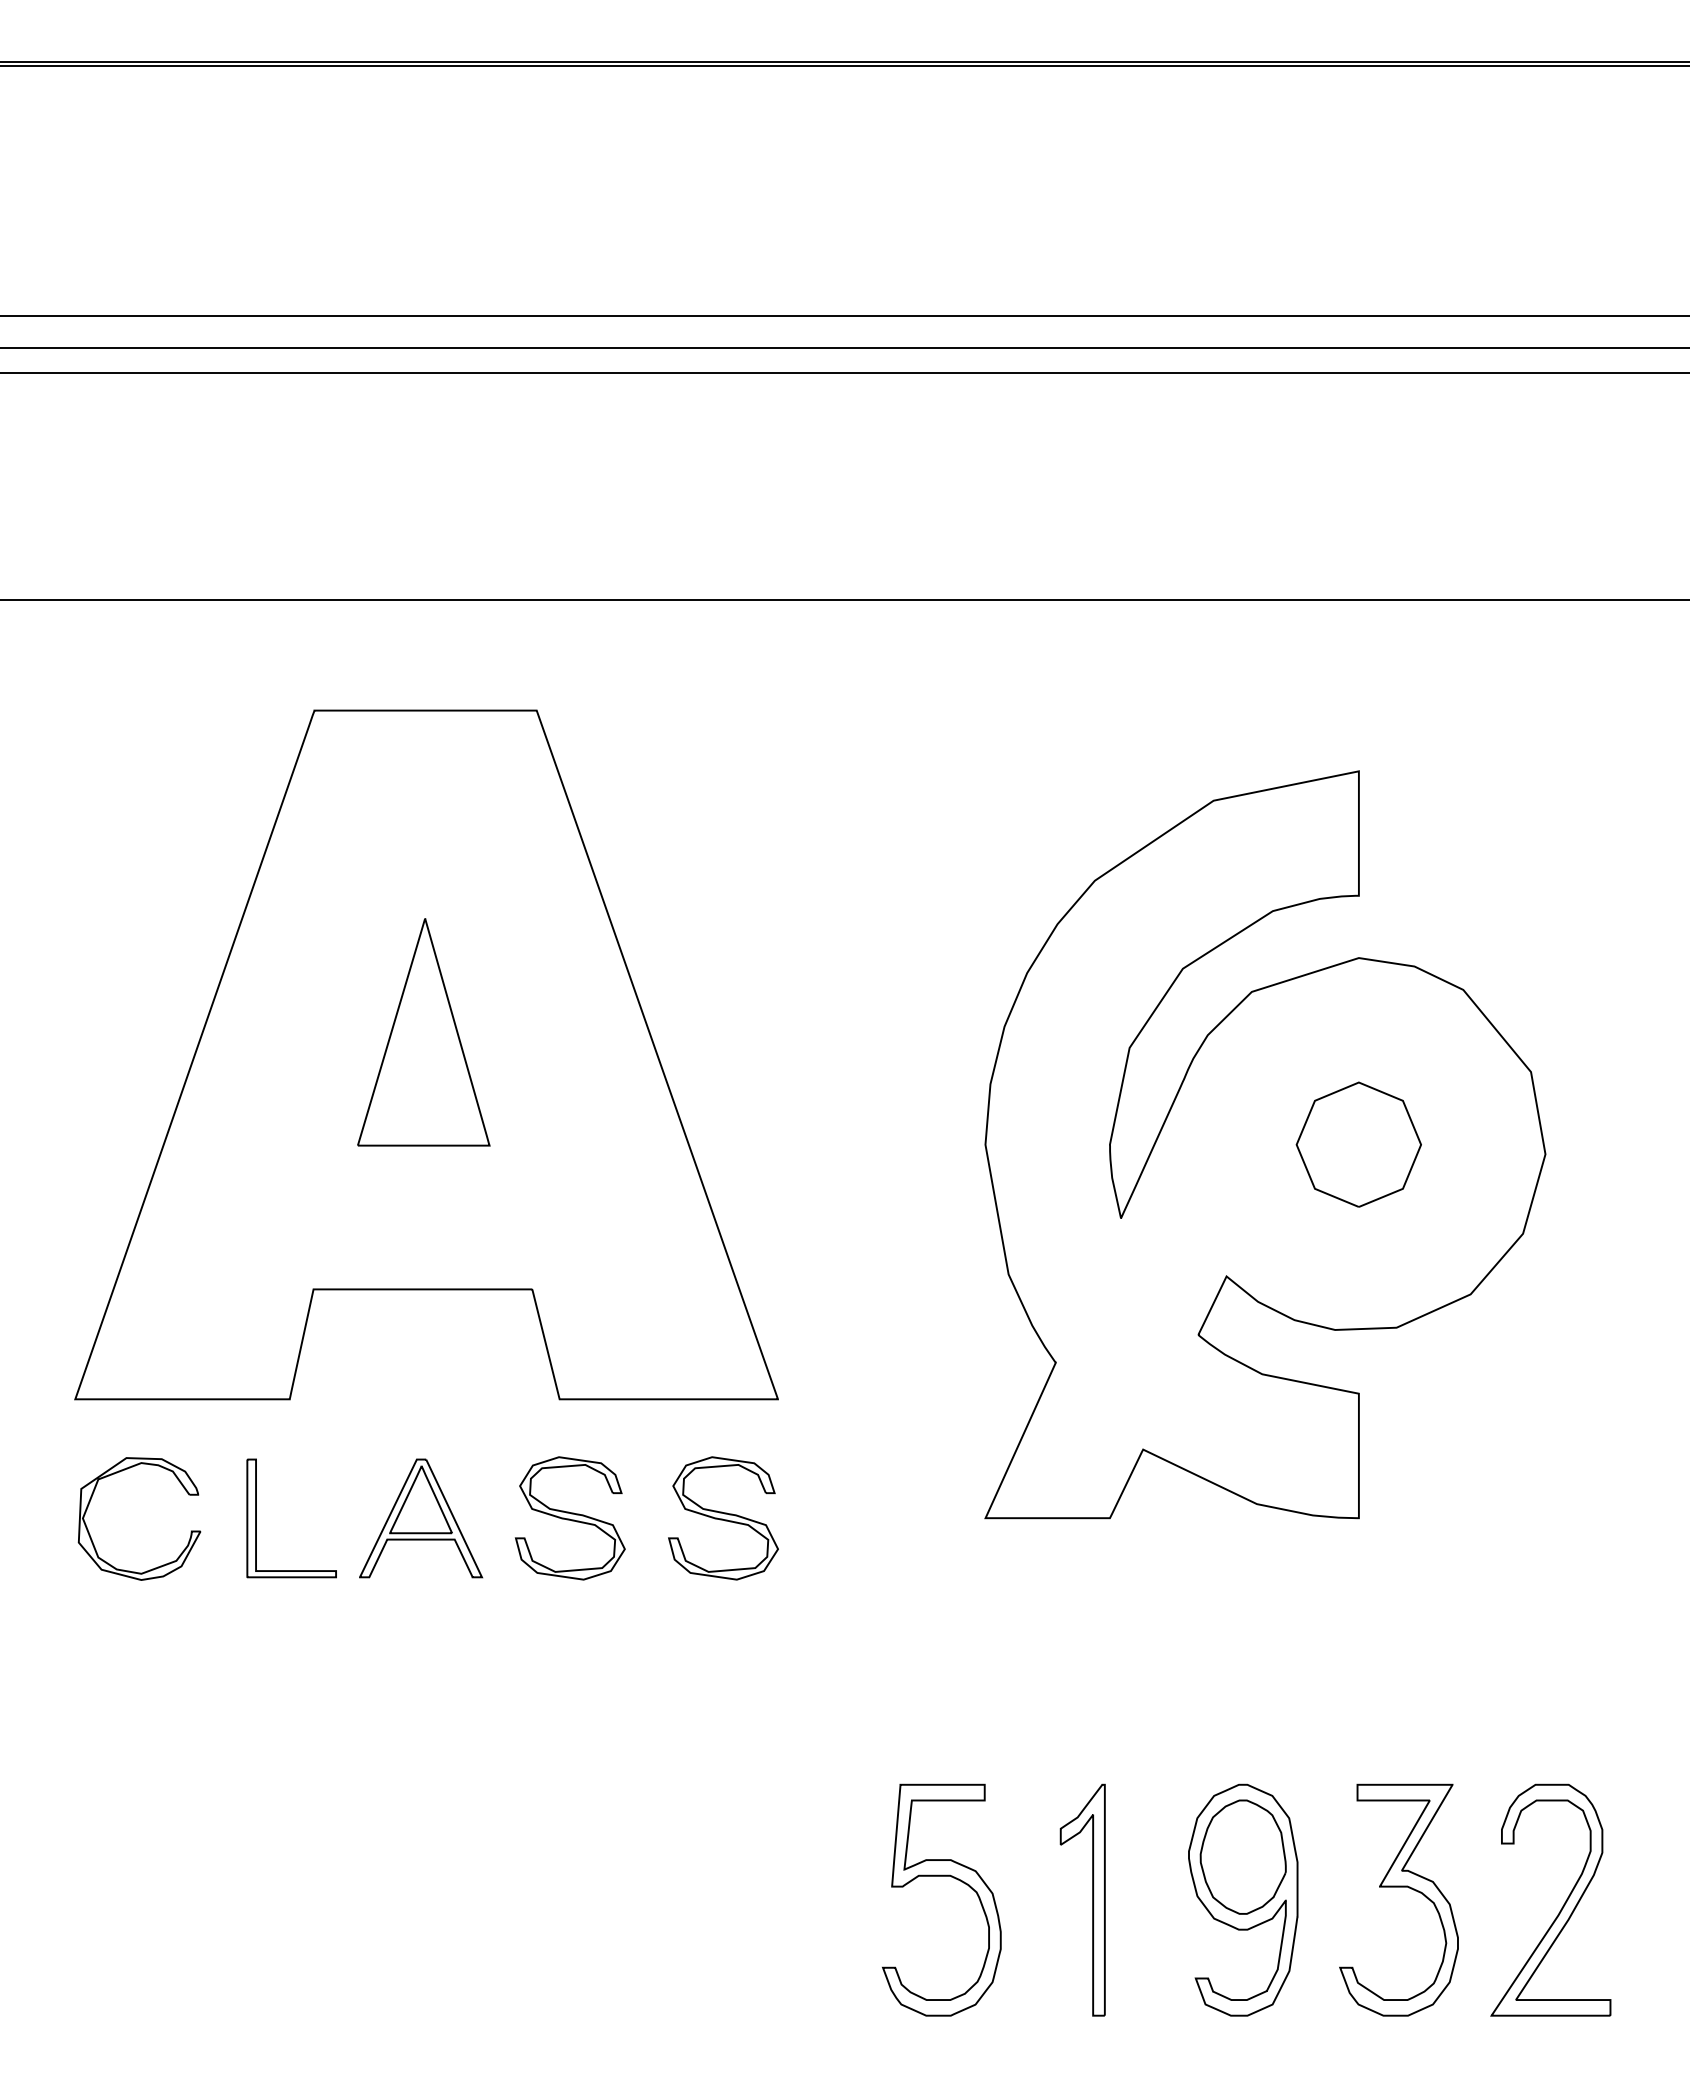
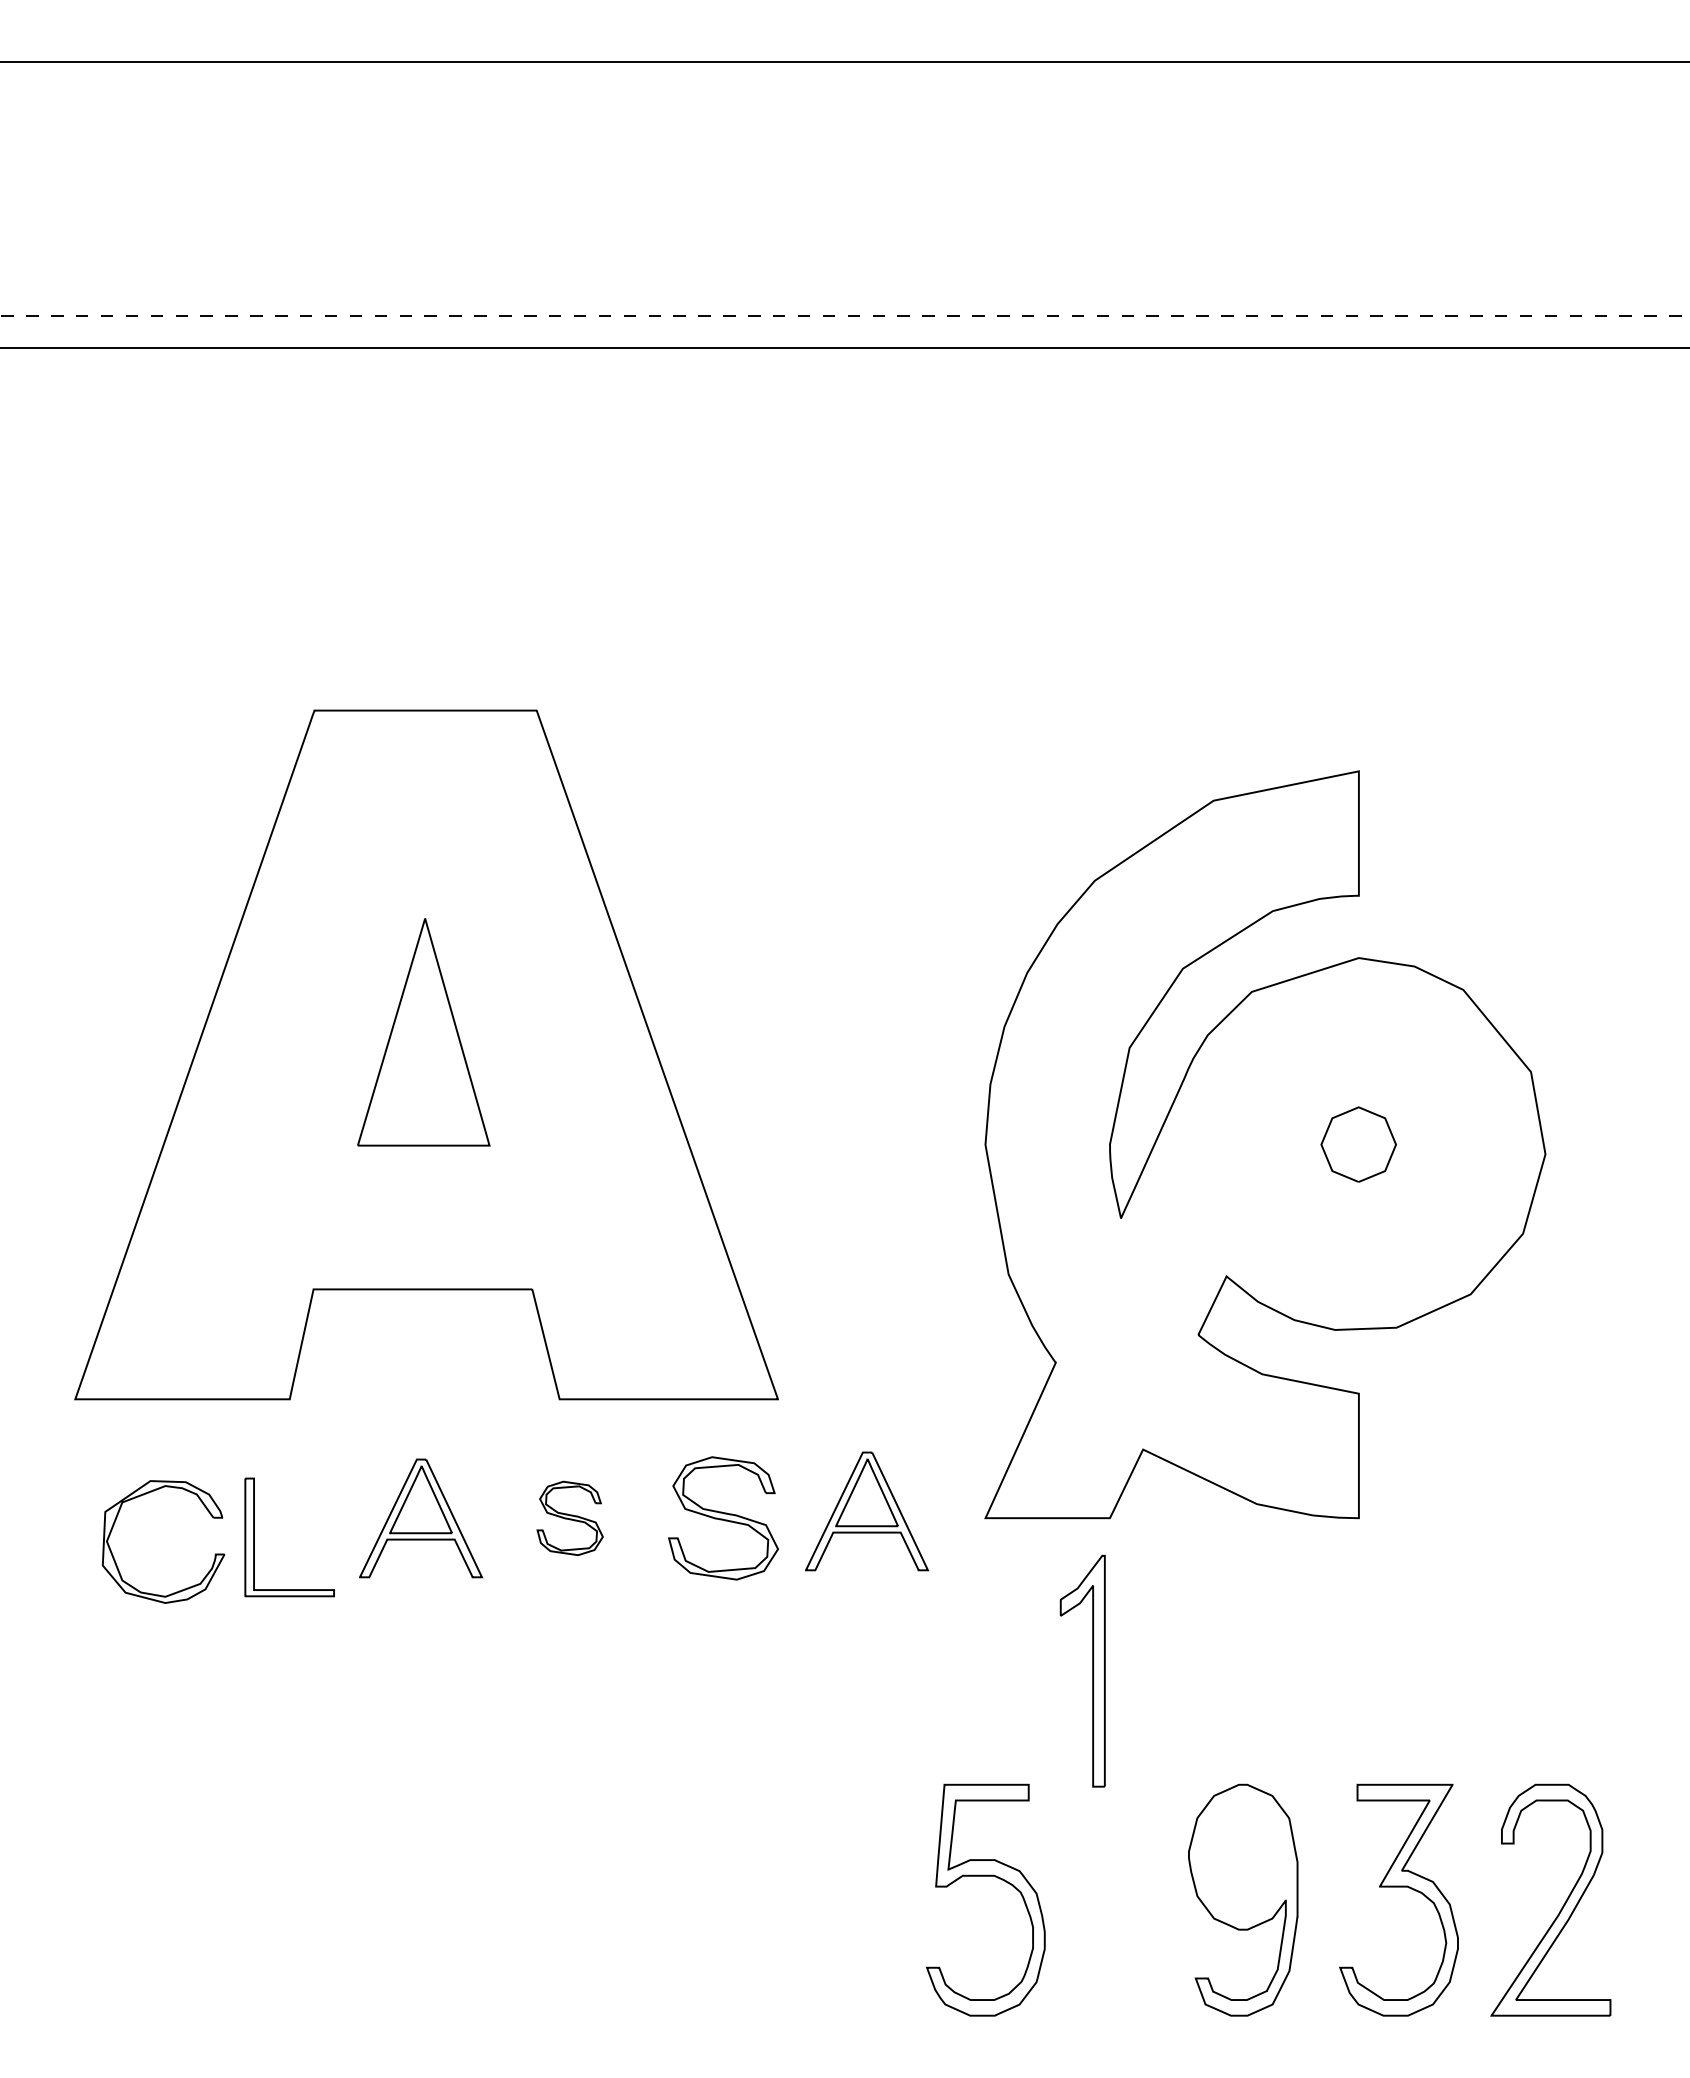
line: present -> none (844, 65)
line: solid -> dashed (845, 316)
line: present -> none (844, 373)
line: present -> none (844, 600)
part size: 127x127 px -> 77x77 px (1358, 1144)
part position: (122, 1471) -> (146, 1494) (146, 1494)
part: none -> present (867, 1511)
part position: (256, 1518) -> (254, 1537) (254, 1537)
part size: 112x125 px -> 68x76 px (569, 1517)
part: present -> none (1242, 1856)
part position: (941, 1876) -> (985, 1876) (985, 1876)
part position: (1092, 1899) -> (1092, 1670) (1092, 1670)
